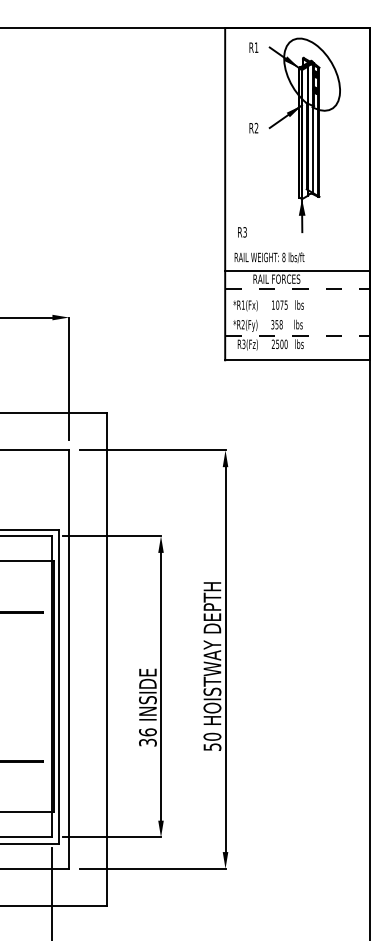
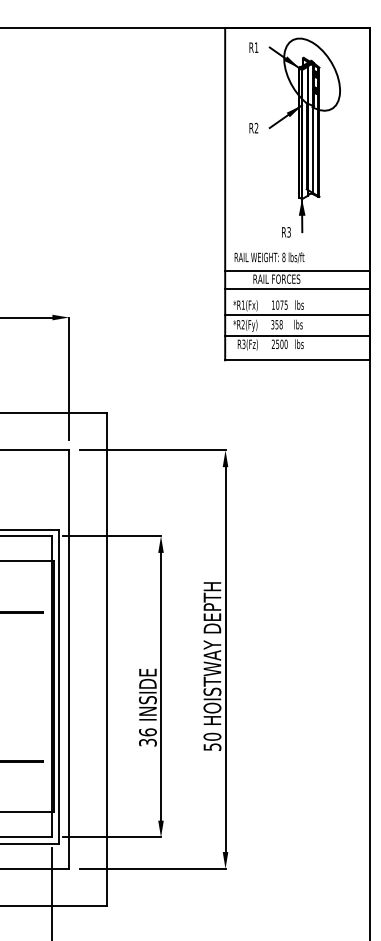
text position: (242, 232) -> (286, 232) (286, 232)
line: dashed -> solid (297, 288)
line: none -> present (297, 315)
line: dashed -> solid (297, 335)
